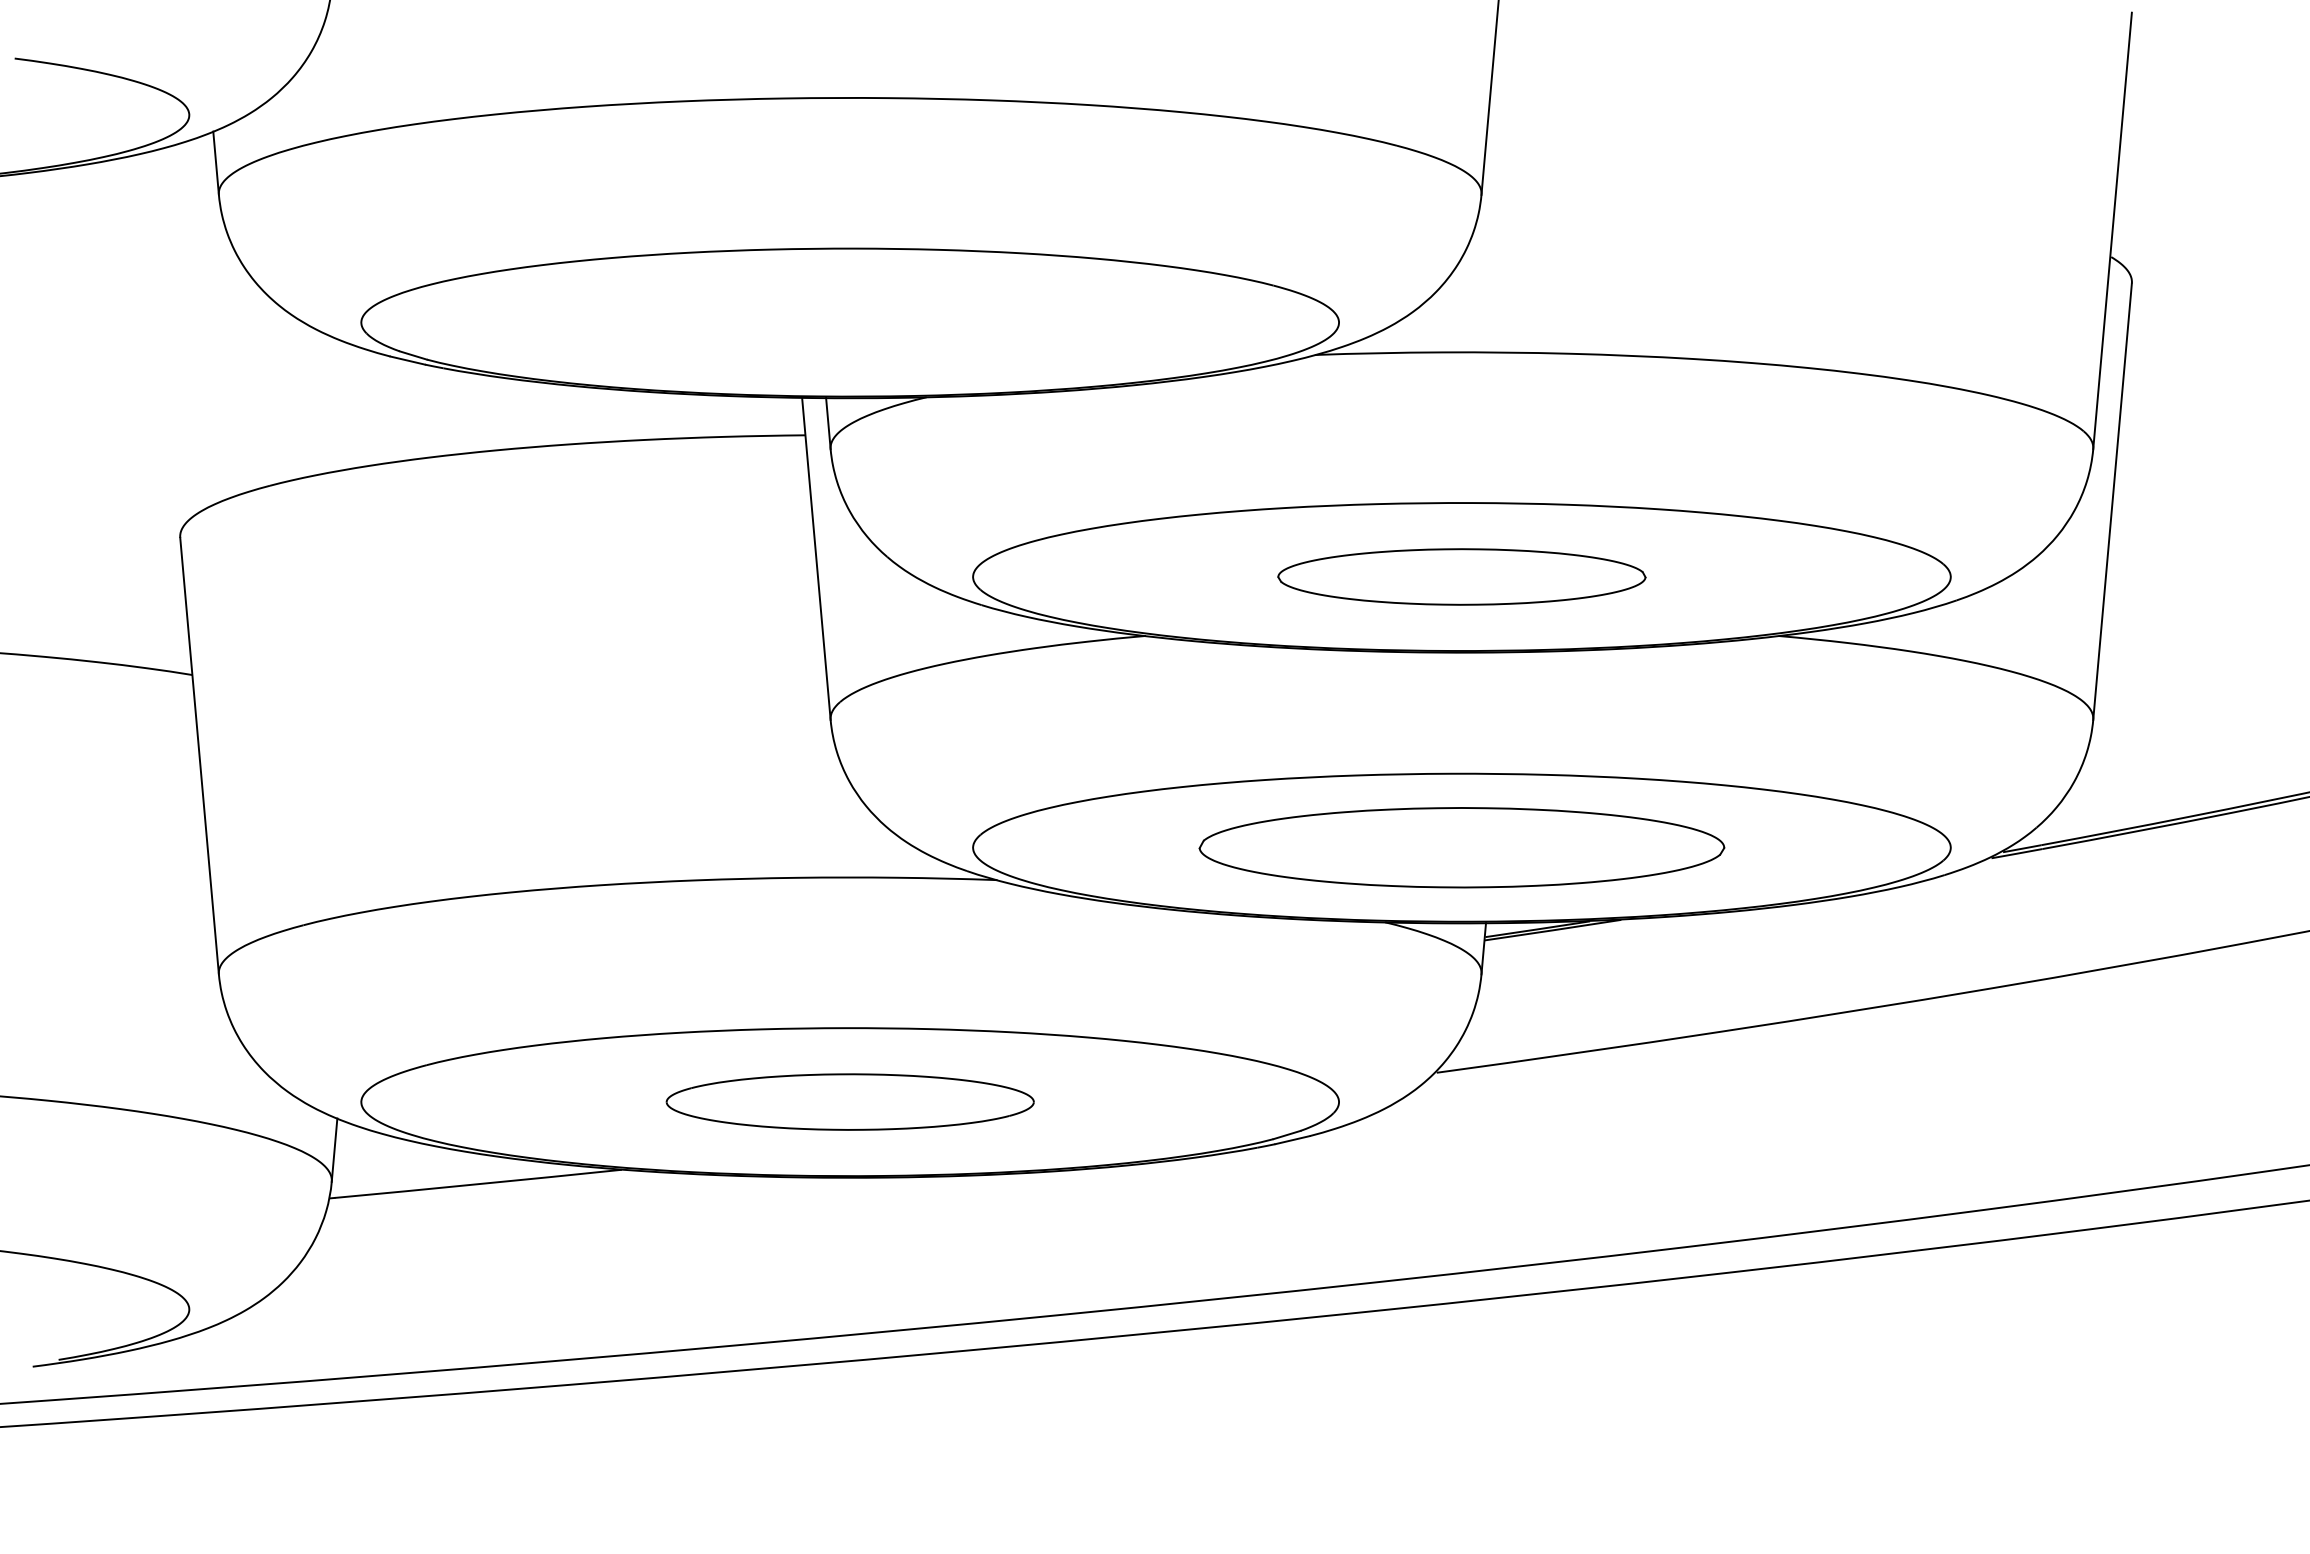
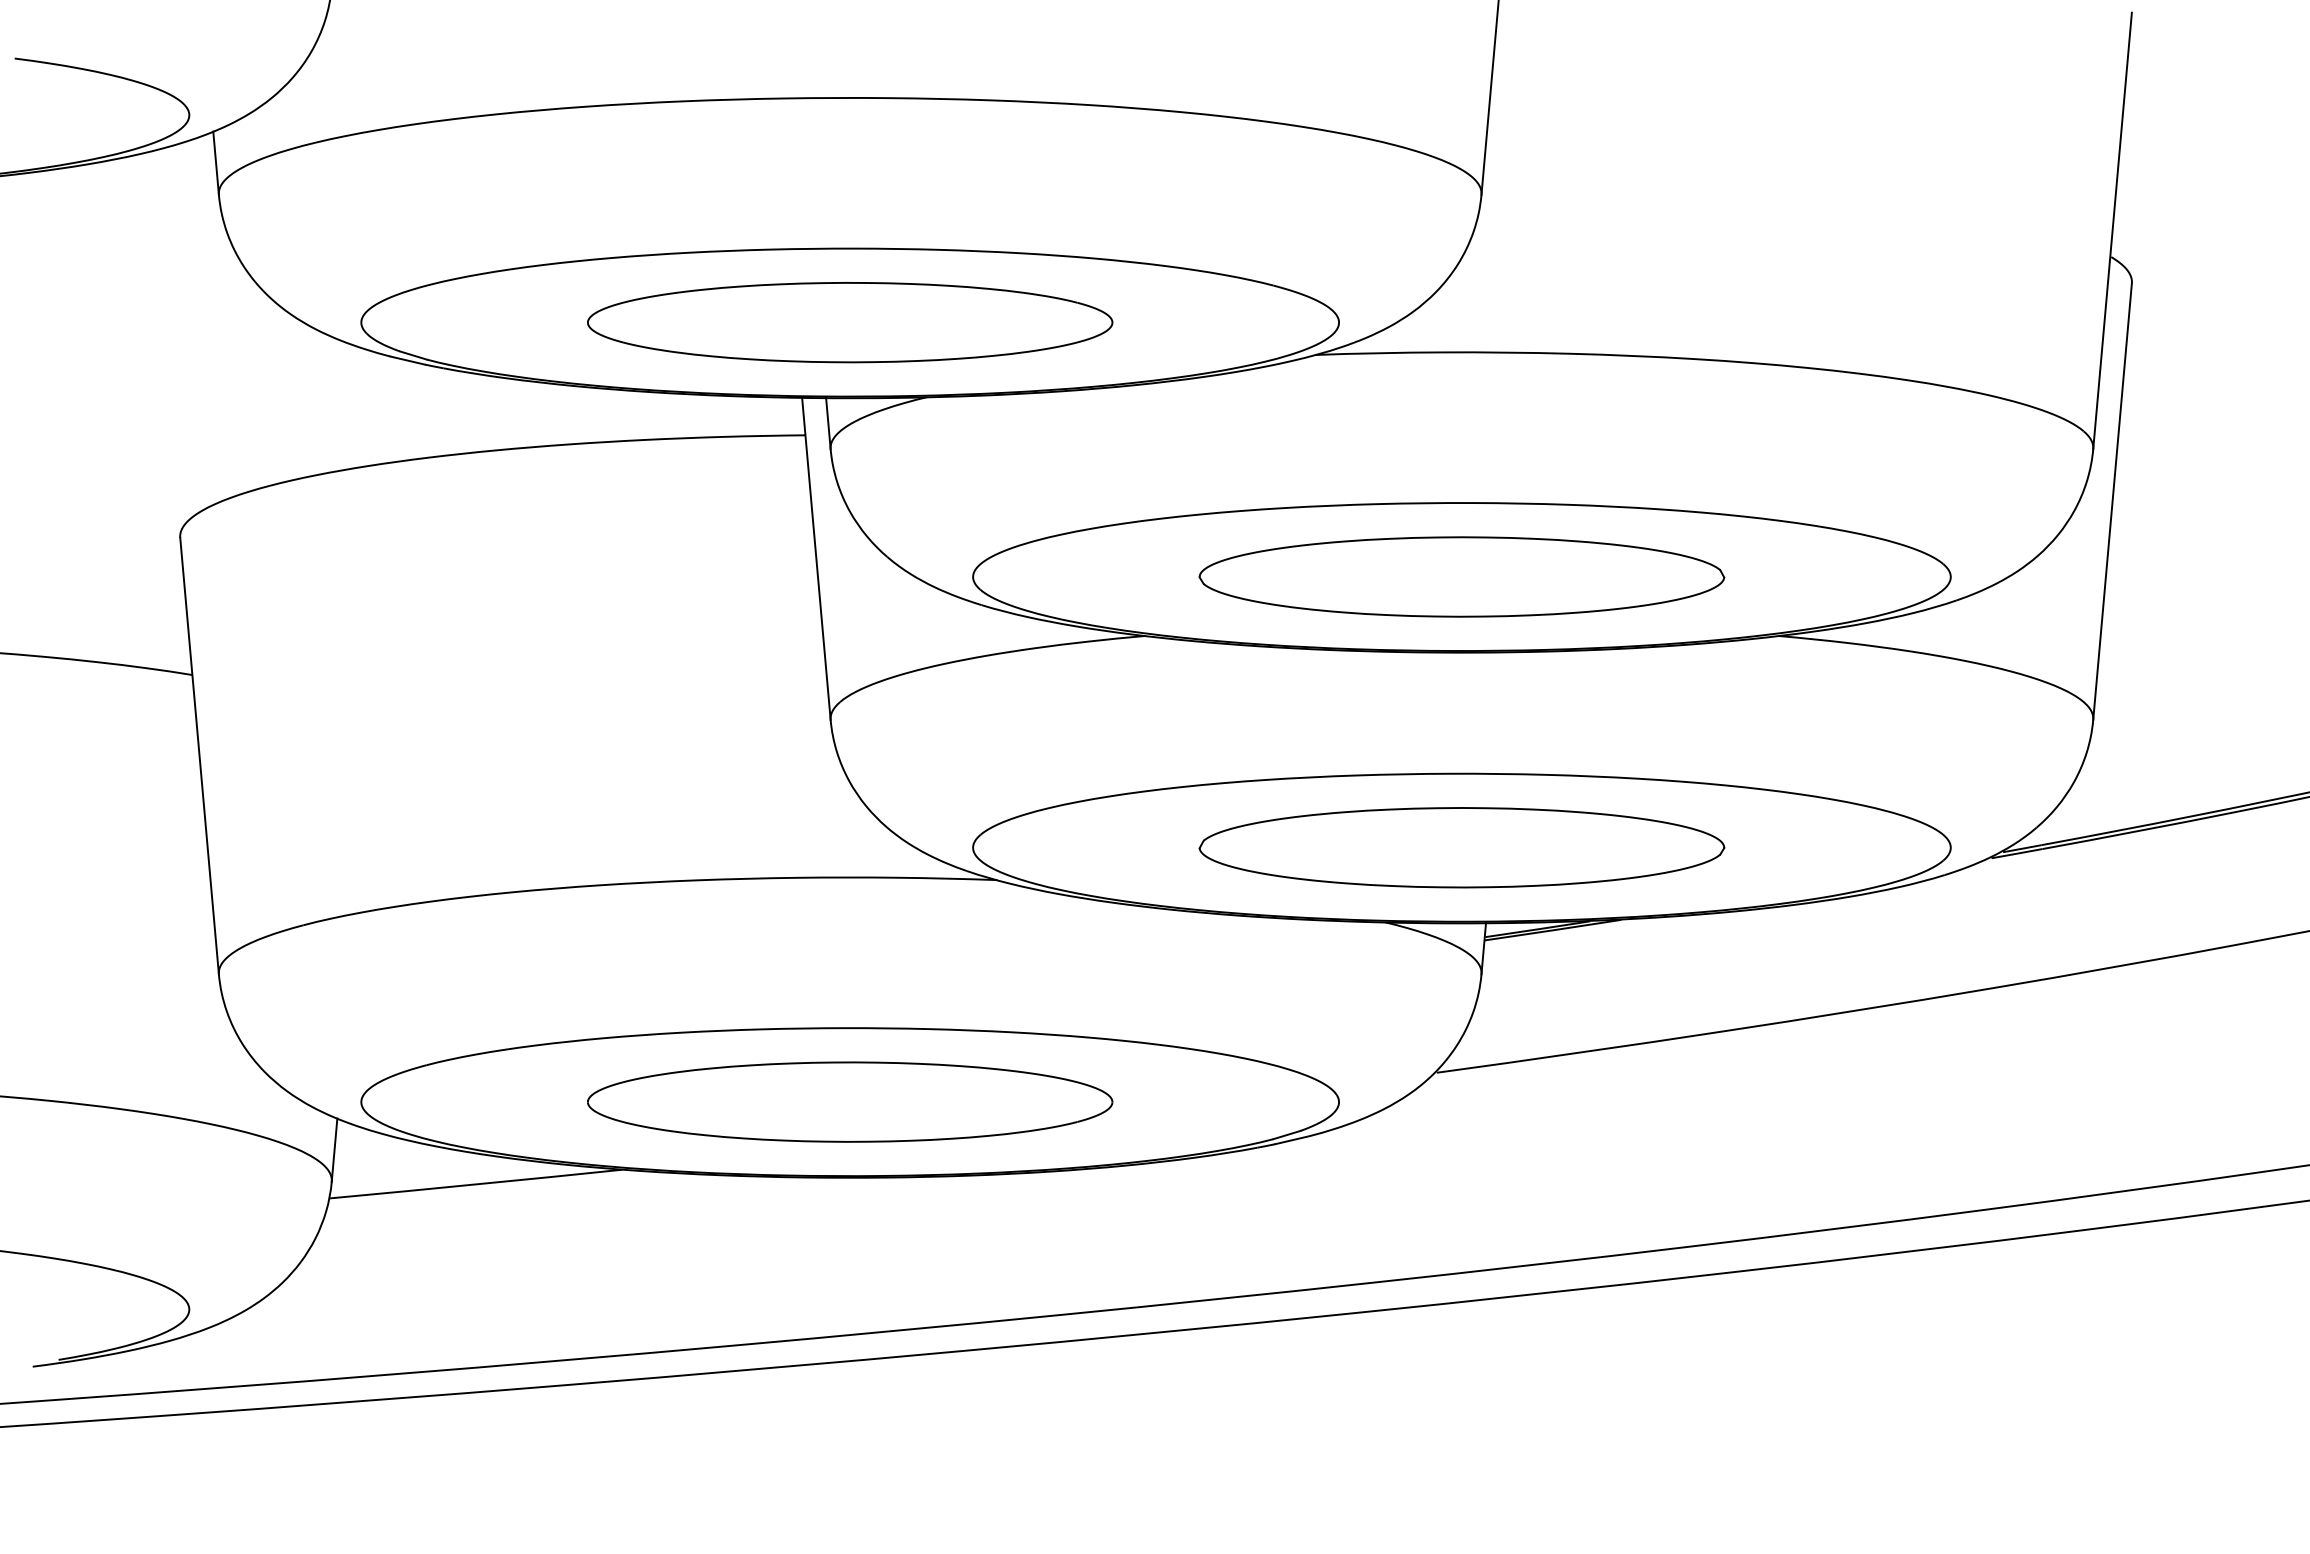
part: none -> present (850, 322)
part size: 370x58 px -> 528x82 px (1461, 576)
part size: 370x58 px -> 527x82 px (850, 1101)
